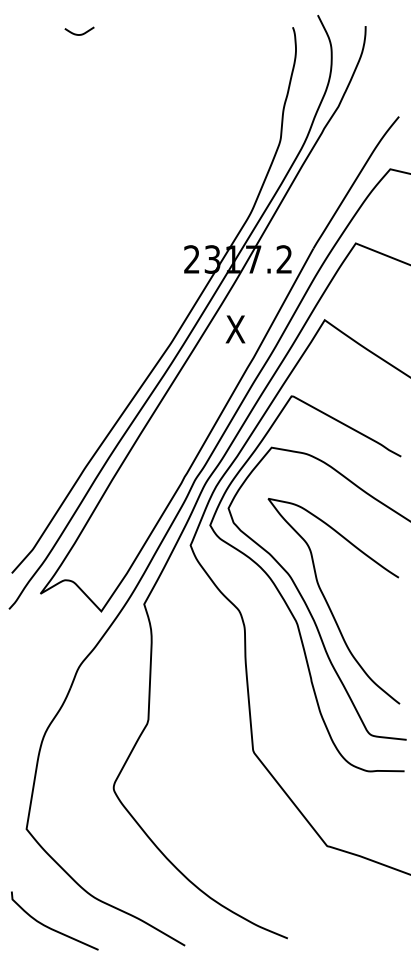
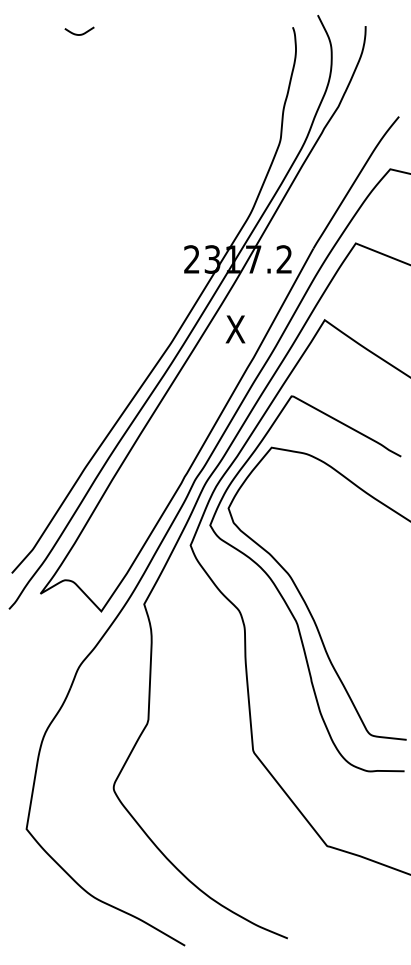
curve: present -> none (328, 603)
curve: present -> none (50, 927)
